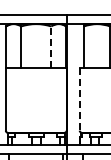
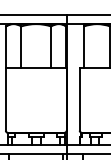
line: dashed -> solid (51, 47)
line: dashed -> solid (79, 99)
